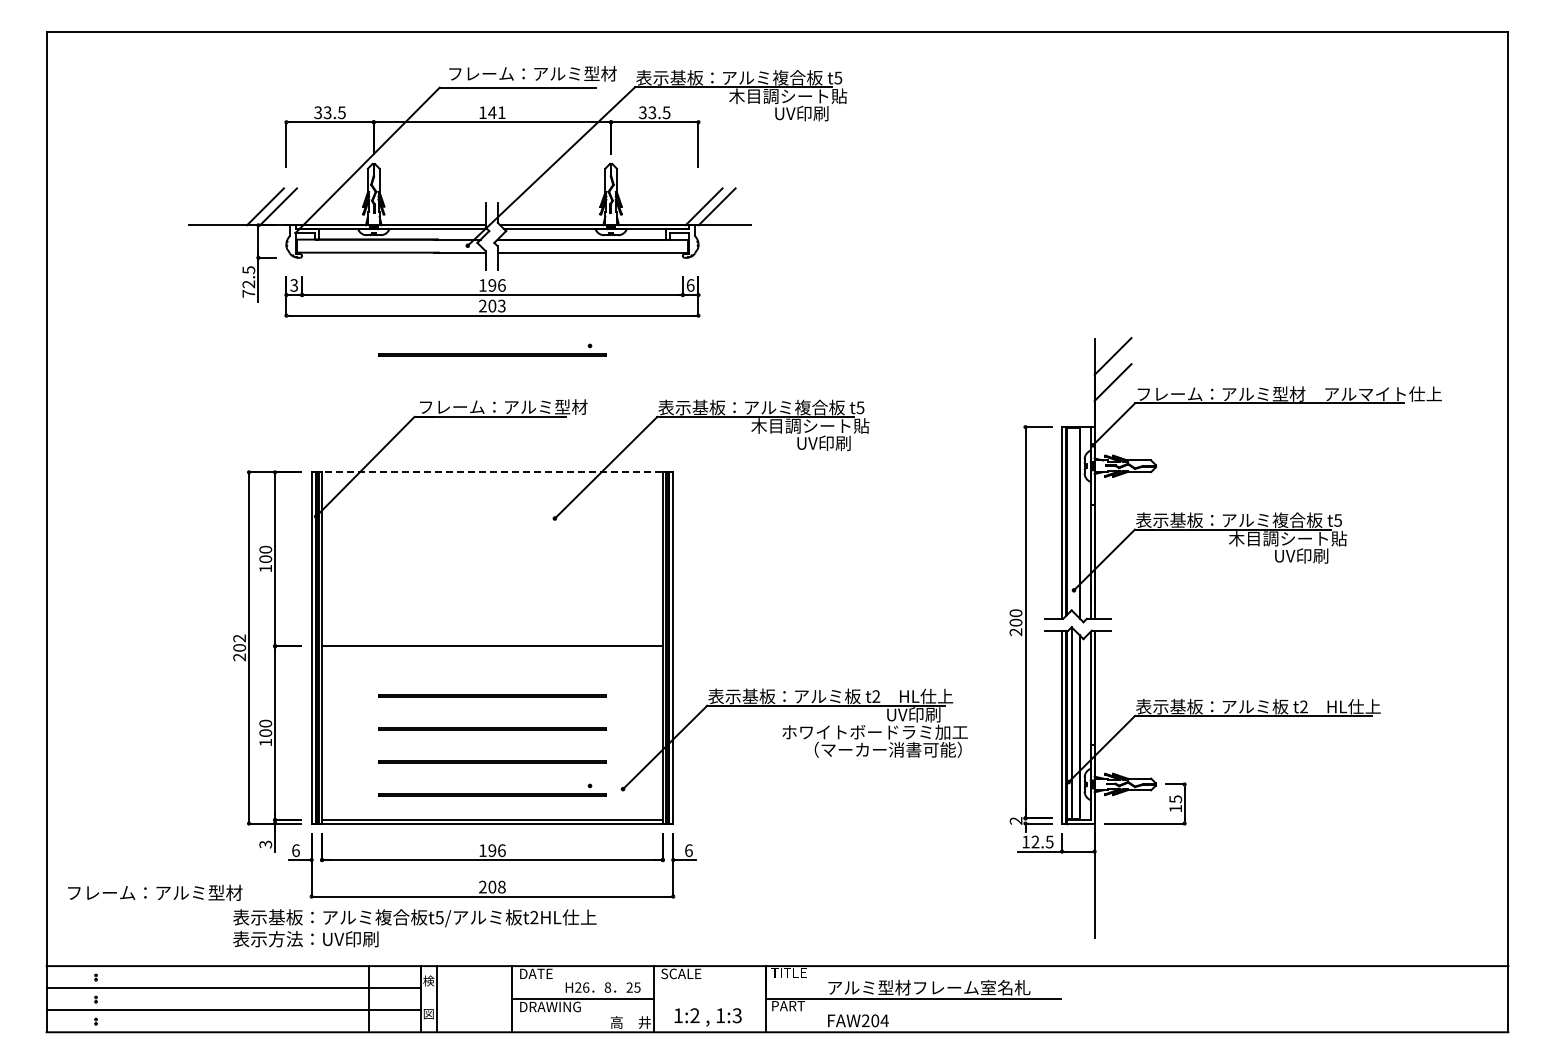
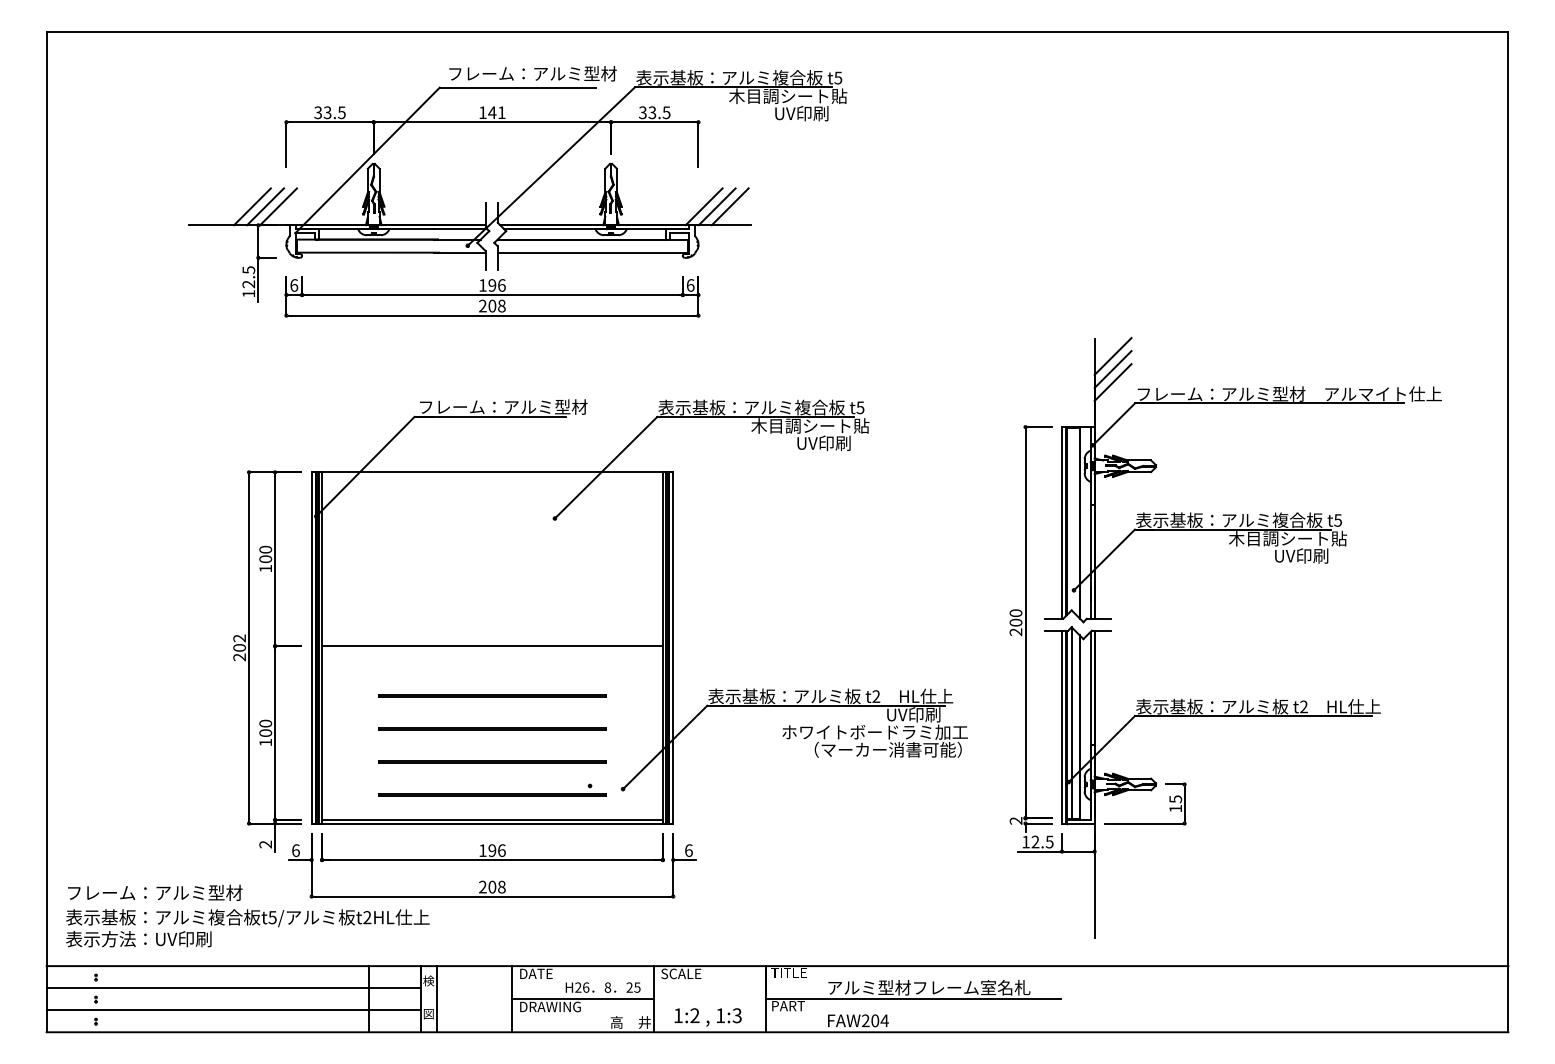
line: none -> present (252, 206)
line: none -> present (729, 206)
text: 3 -> 6 (294, 285)
text: 72.5 -> 12.5 (248, 293)
text: 203 -> 208 (501, 305)
part: present -> none (492, 349)
line: none -> present (1112, 369)
line: dashed -> solid (492, 472)
text: 3 -> 2 (266, 844)
text position: (414, 928) -> (247, 928) (247, 928)
